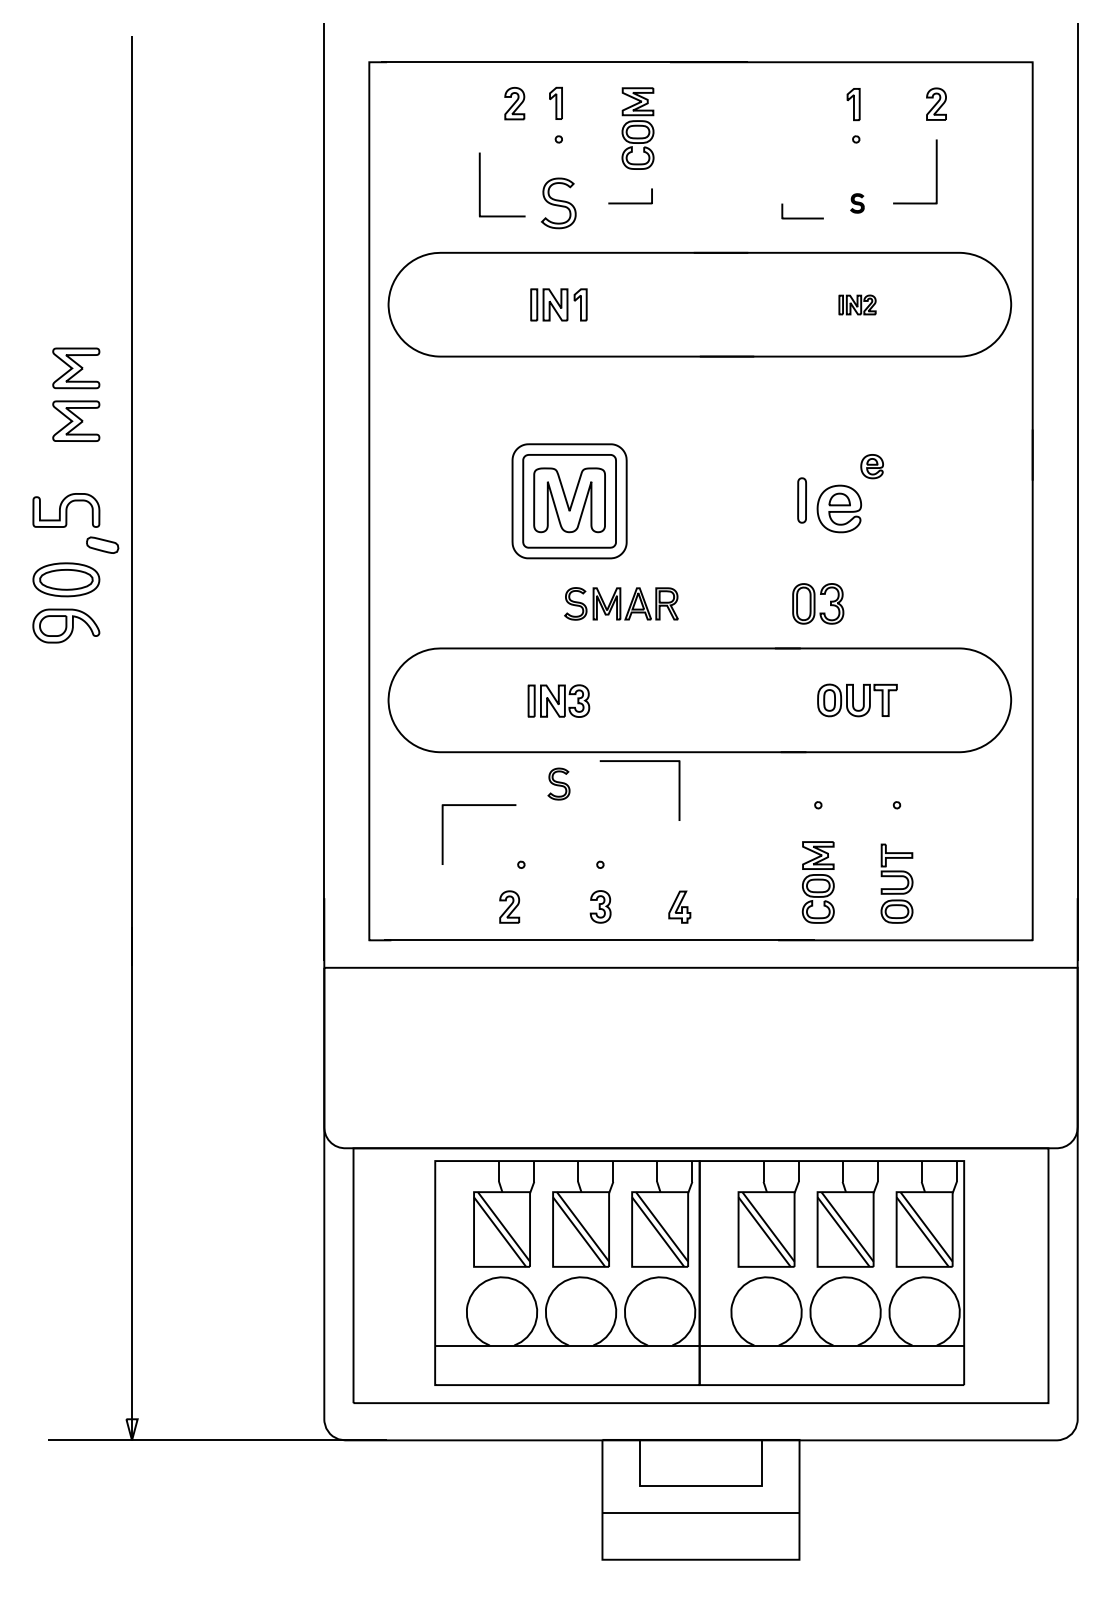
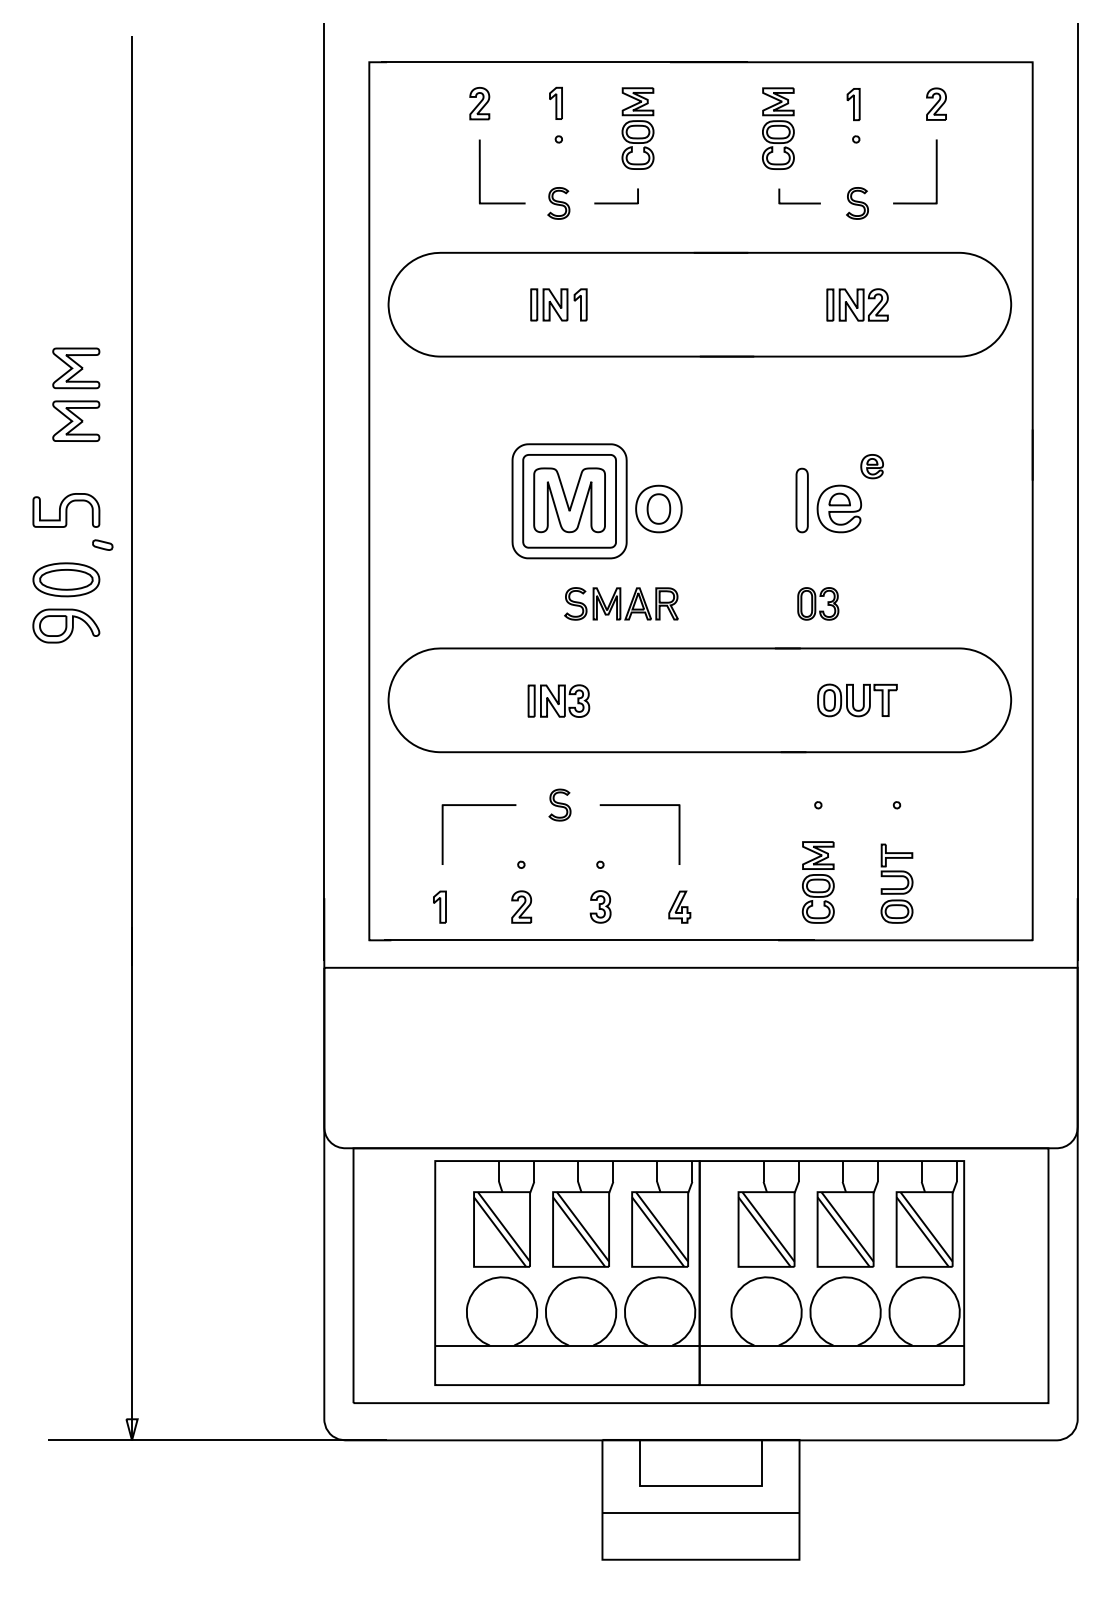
part position: (514, 103) -> (479, 103) (479, 103)
part: none -> present (778, 128)
curve position: (480, 184) -> (480, 171) (480, 171)
curve position: (630, 202) -> (616, 202) (616, 202)
part size: 36x53 px -> 24x33 px (558, 203)
part size: 15x21 px -> 23x33 px (857, 203)
curve position: (802, 217) -> (799, 202) (799, 202)
part size: 39x22 px -> 63x34 px (857, 304)
part size: 10x47 px -> 14x67 px (801, 500)
part: none -> present (658, 508)
part size: 34x18 px -> 22x12 px (102, 544)
part size: 53x42 px -> 43x34 px (818, 603)
curve position: (639, 761) -> (639, 805) (639, 805)
part position: (558, 783) -> (559, 804) (559, 804)
part: none -> present (439, 906)
part position: (509, 906) -> (521, 906) (521, 906)
